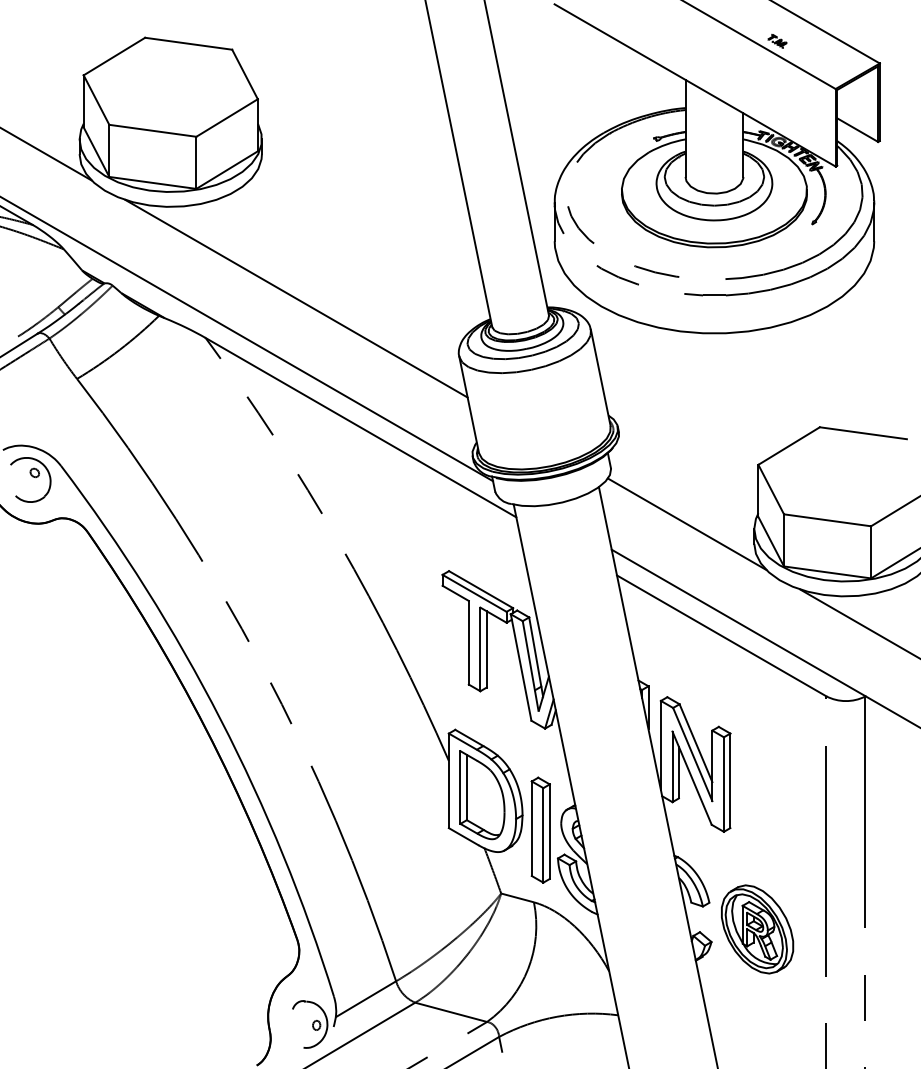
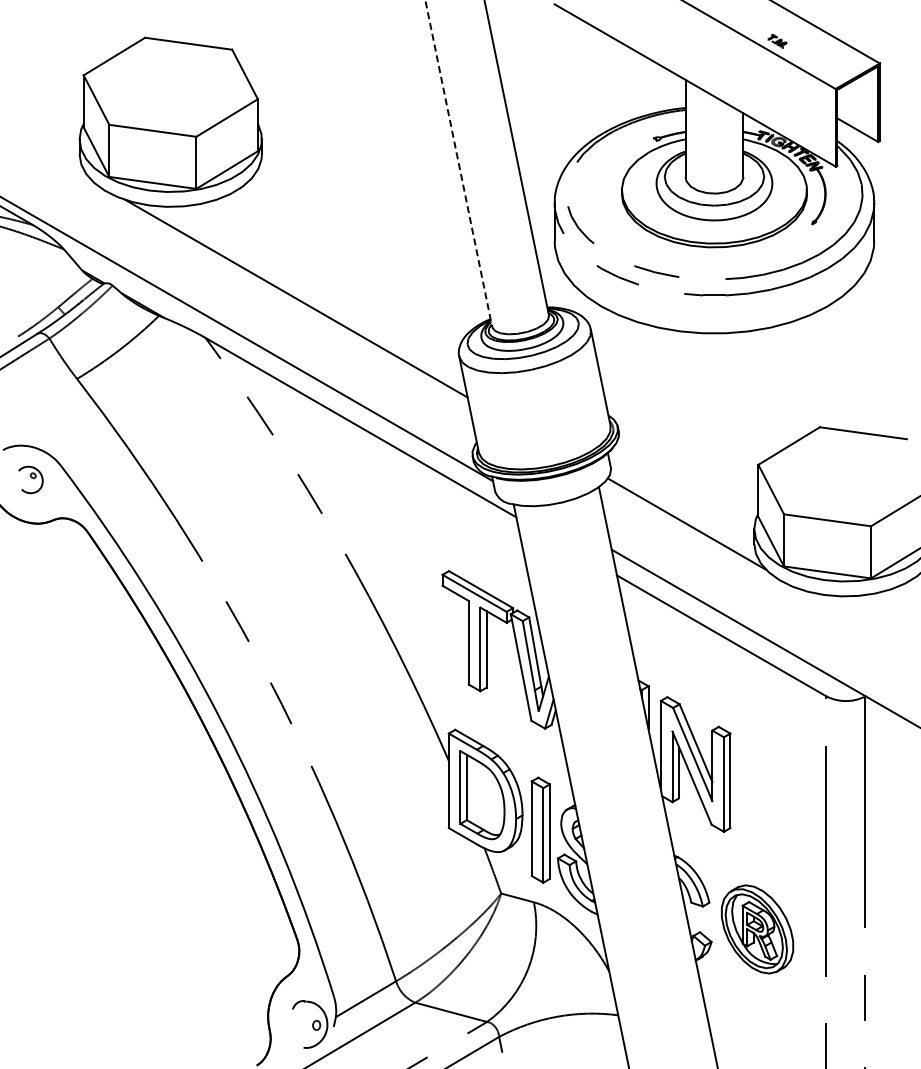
line: present -> none (46, 154)
line: solid -> dashed (458, 163)
part size: 42x46 px -> 26x30 px (30, 479)
line: present -> none (858, 623)
